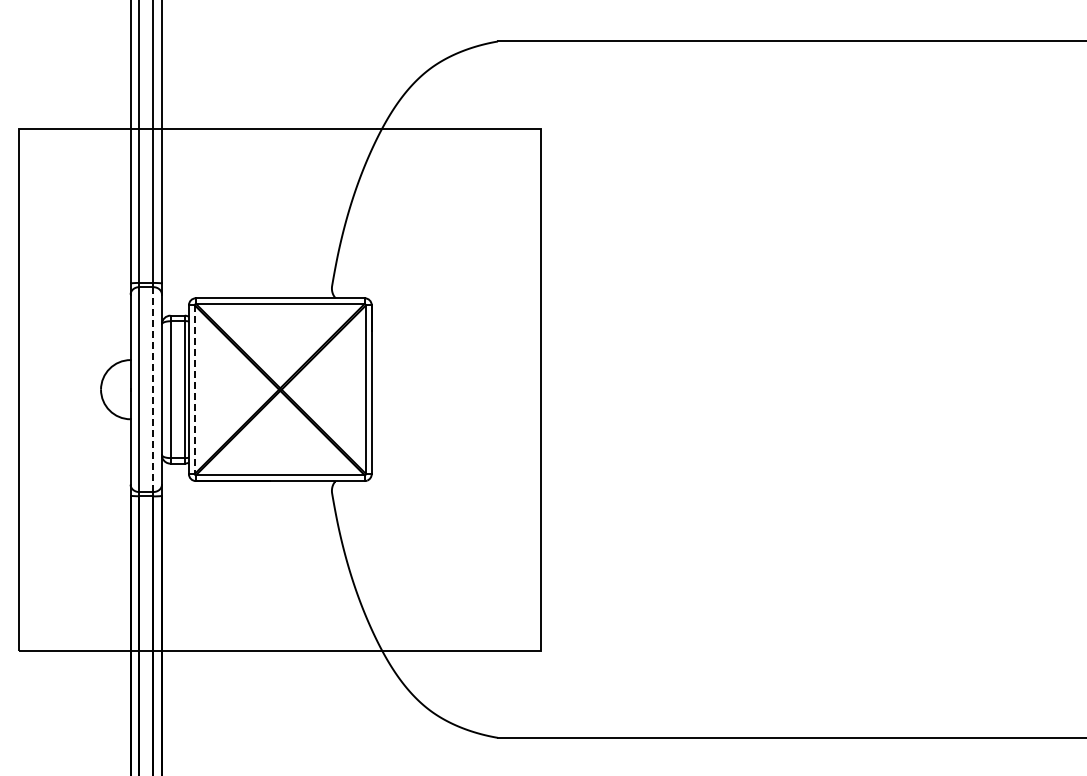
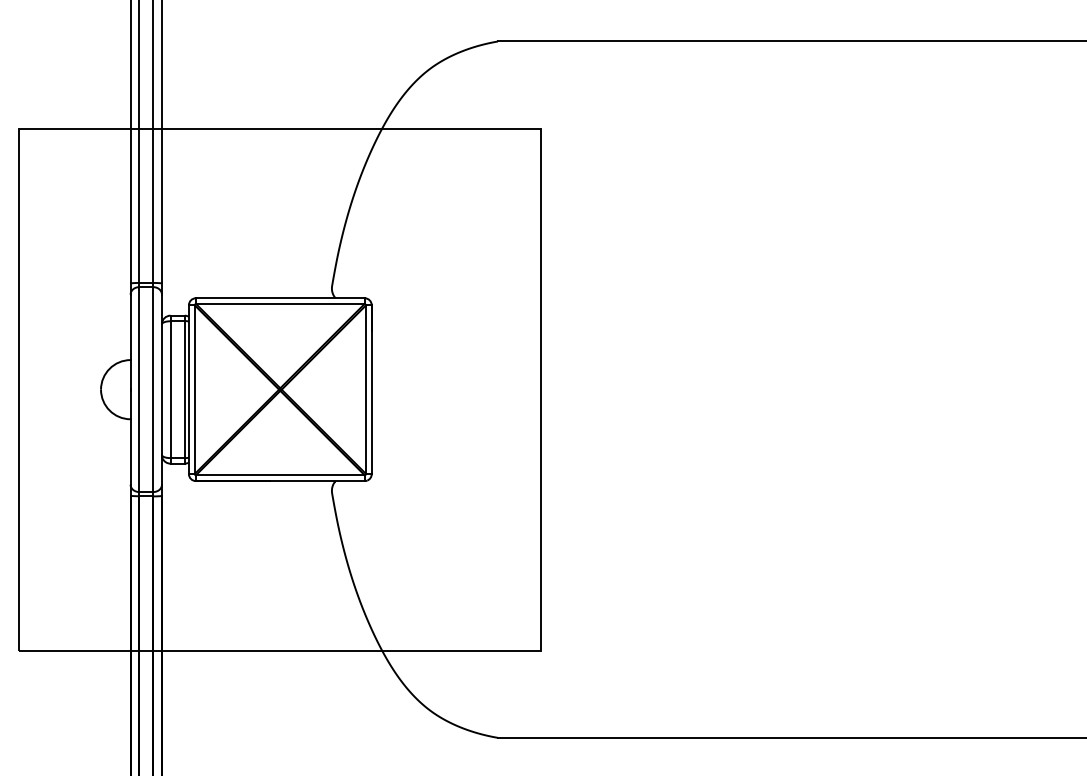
line: dashed -> solid (153, 390)
line: dashed -> solid (194, 390)
